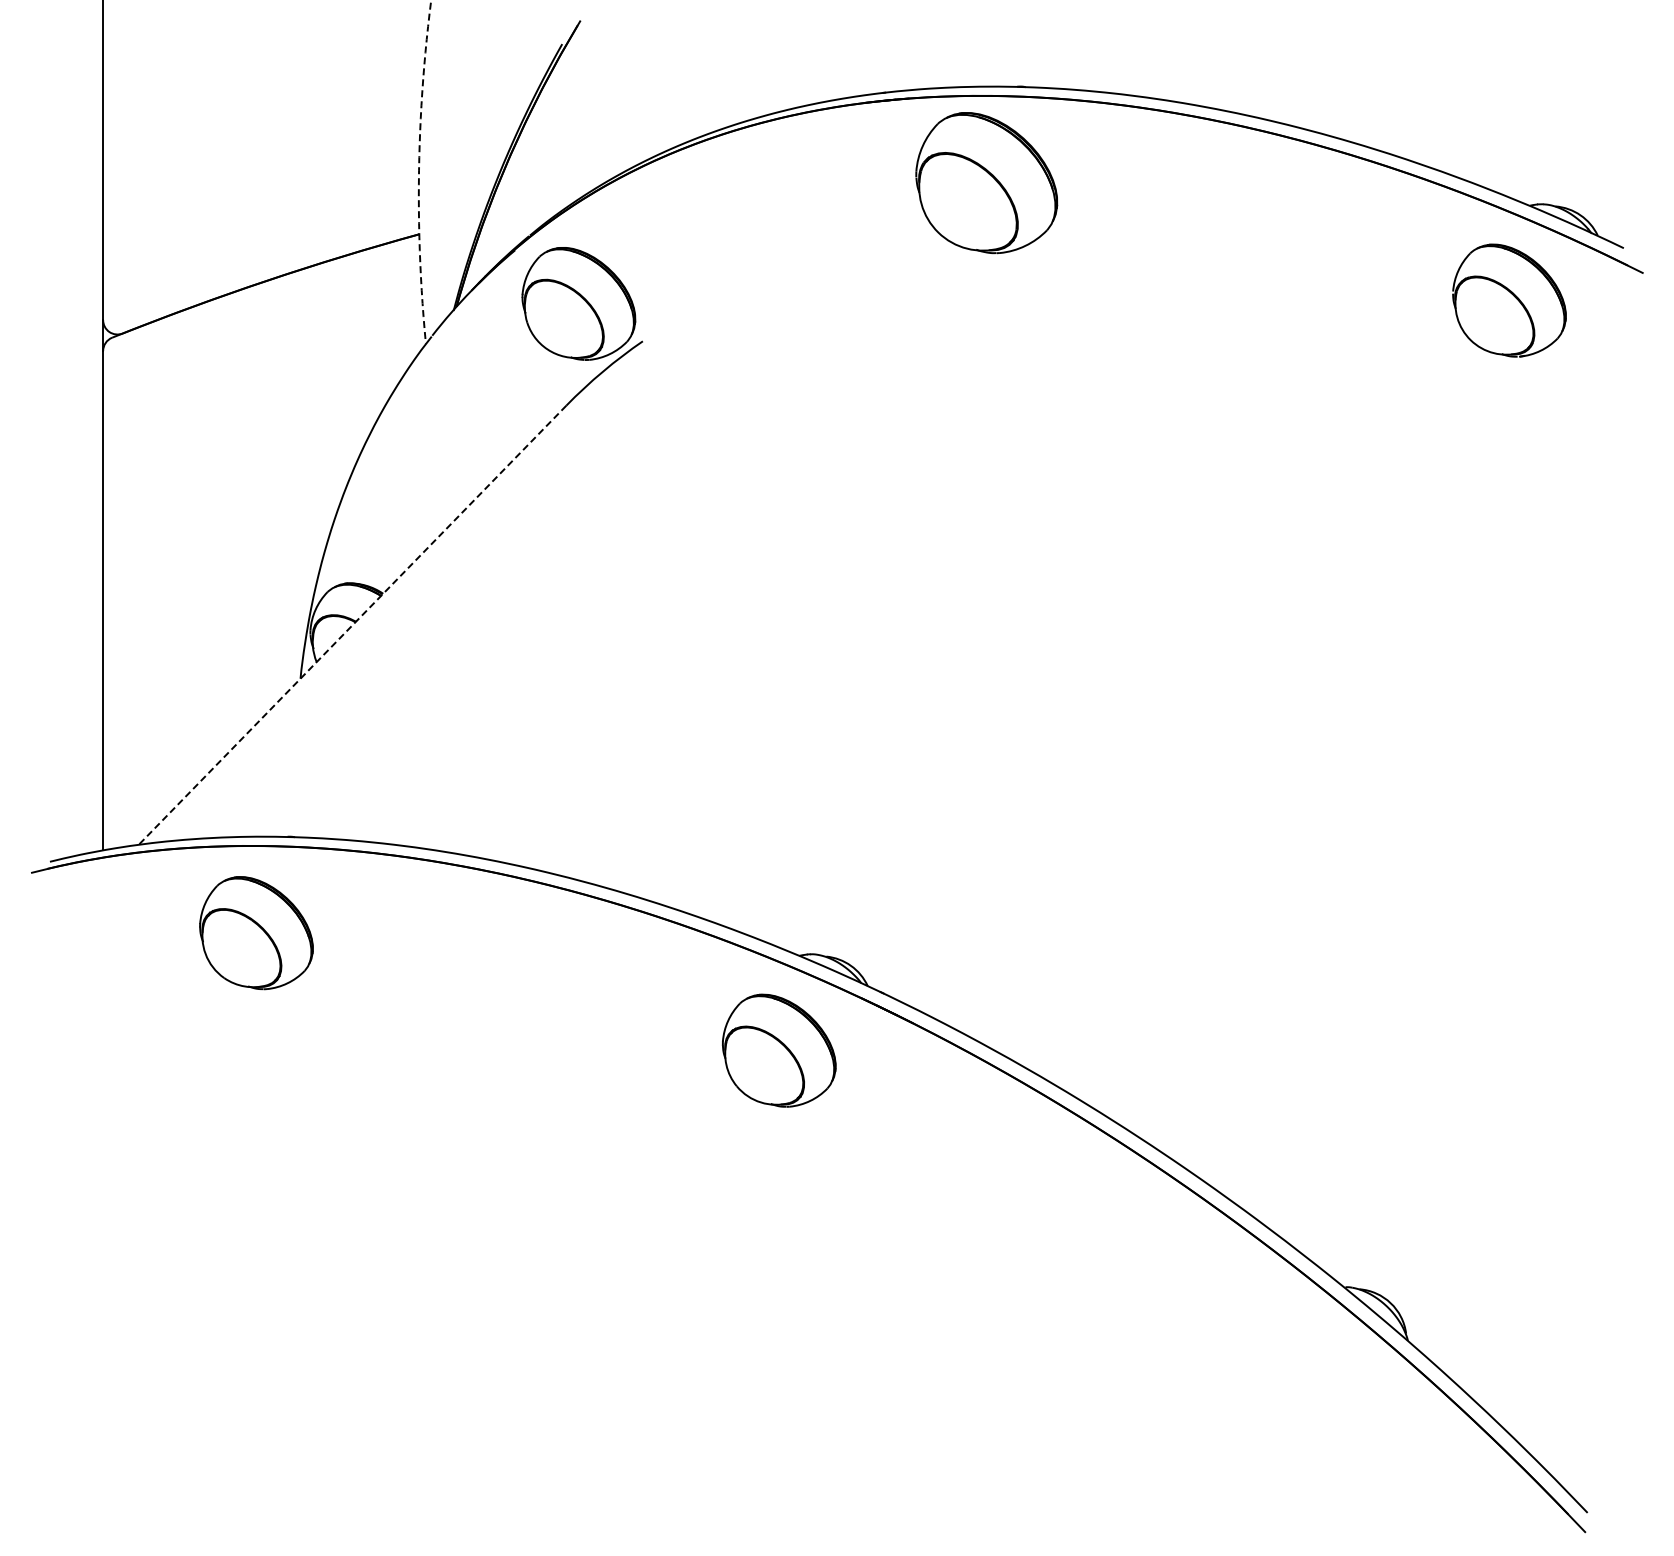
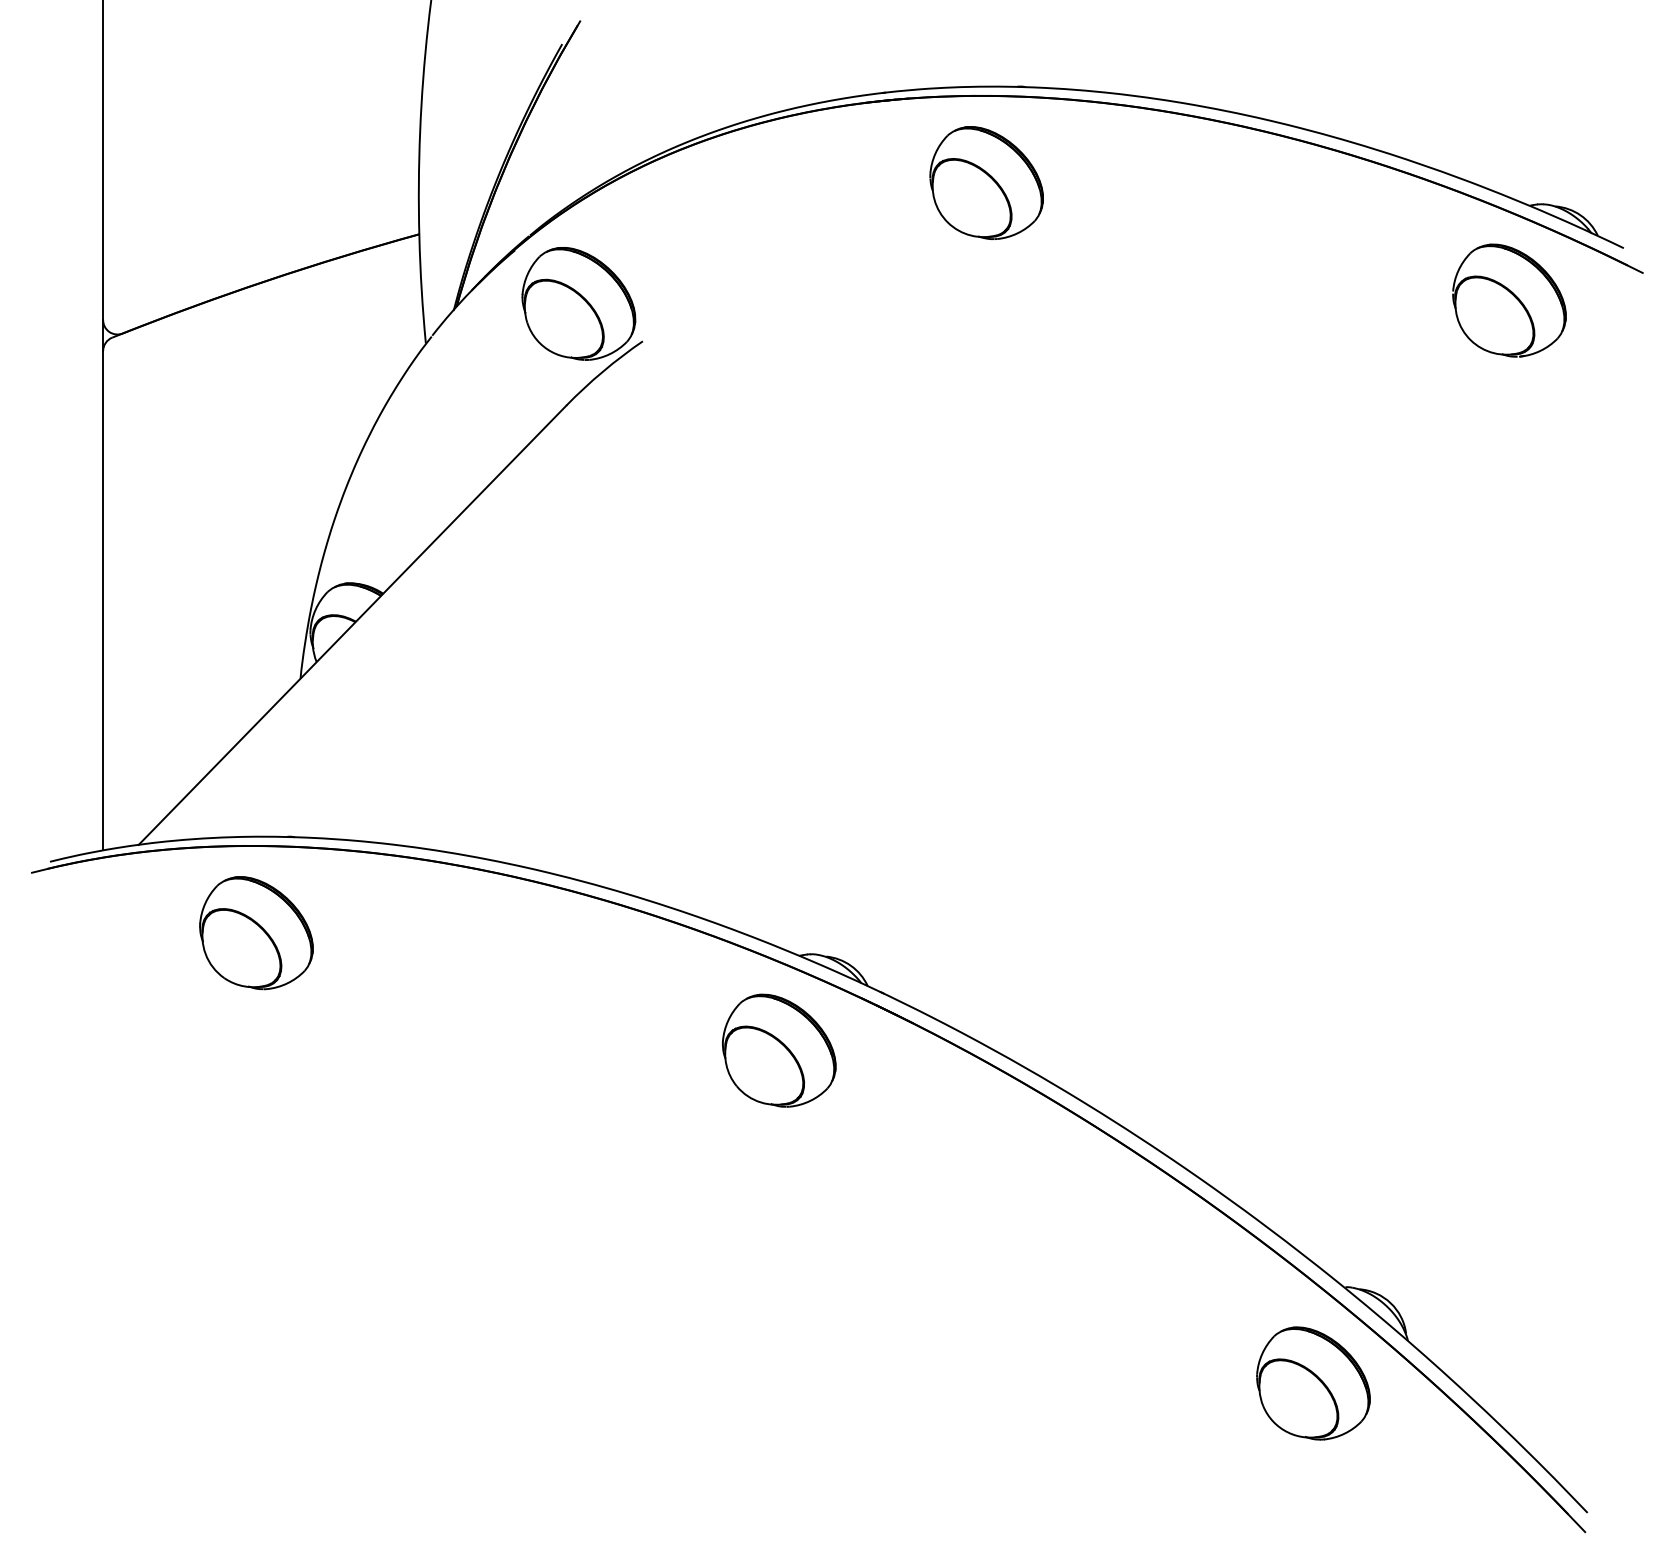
arc: dashed -> solid (419, 170)
part size: 144x143 px -> 115x114 px (986, 182)
line: dashed -> solid (352, 625)
part: none -> present (1313, 1383)
